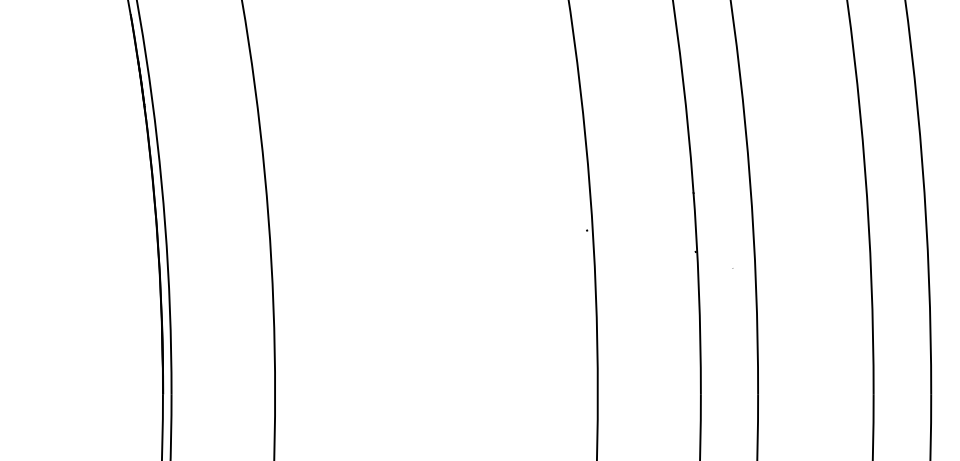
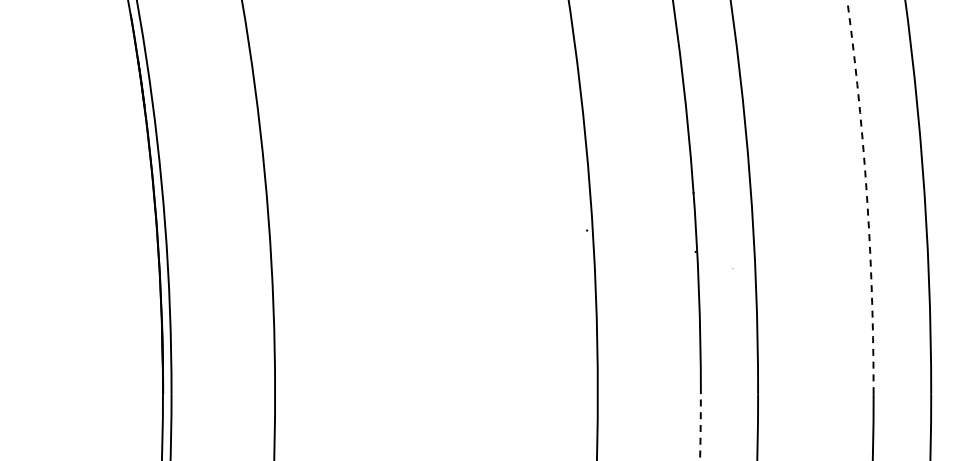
arc: solid -> dashed (867, 196)
arc: solid -> dashed (700, 427)
